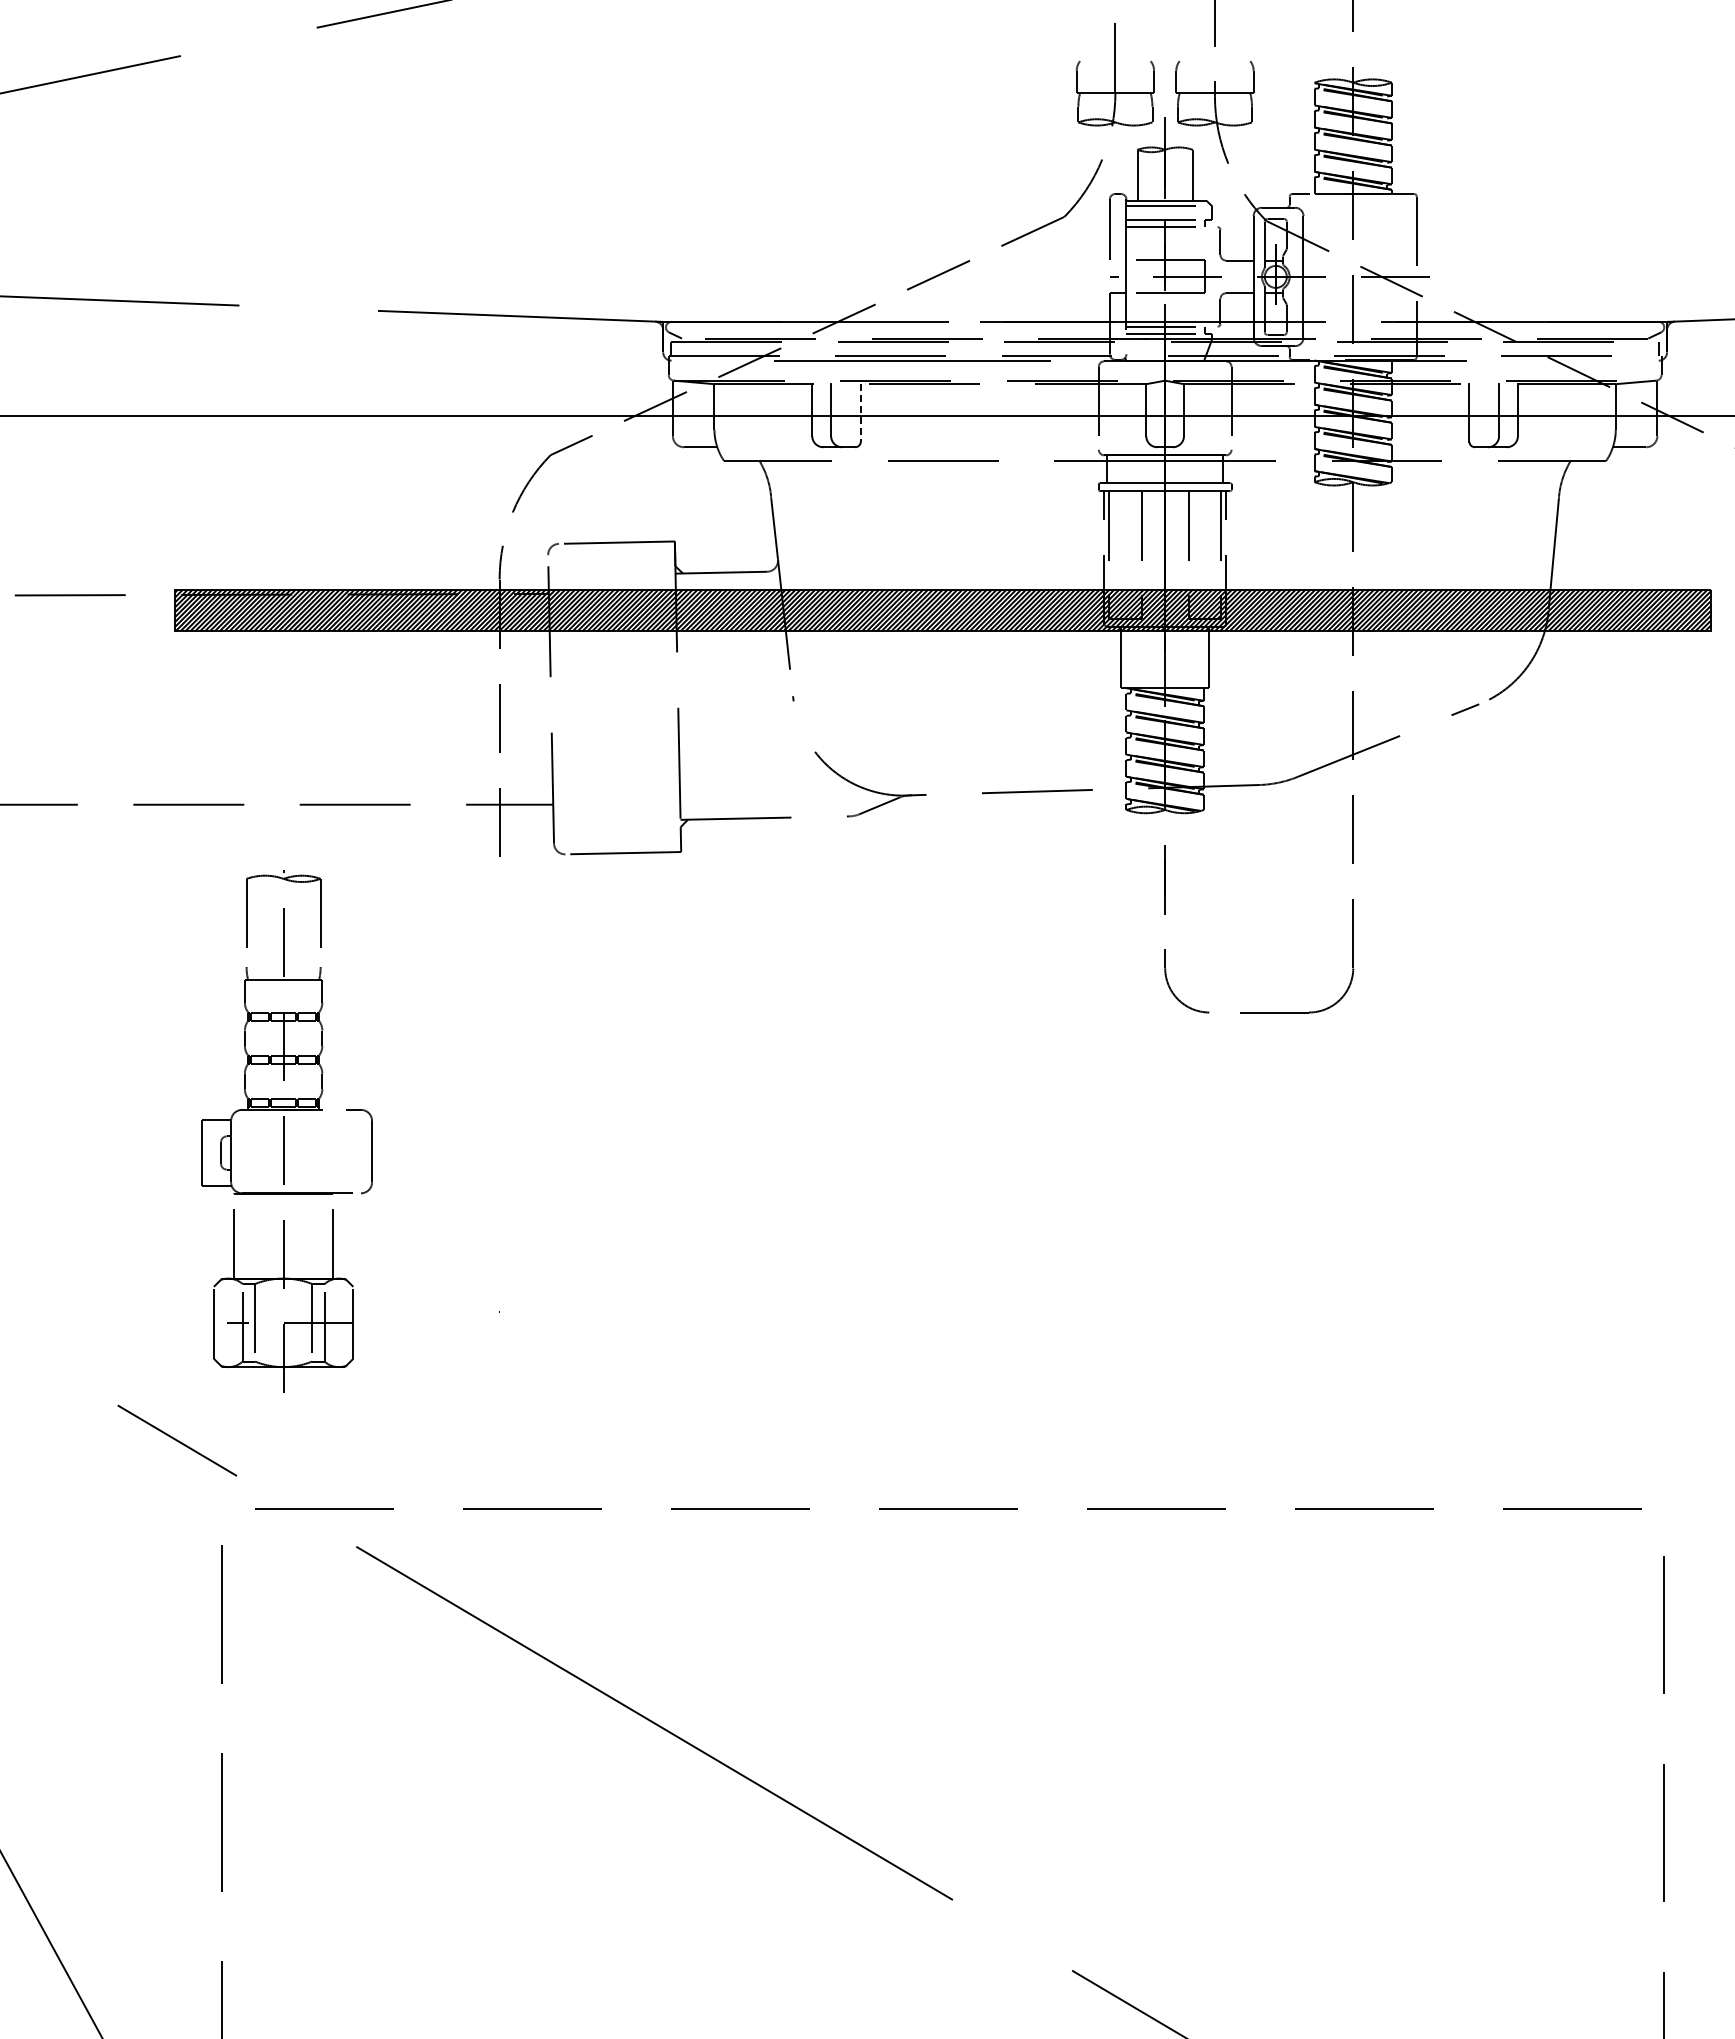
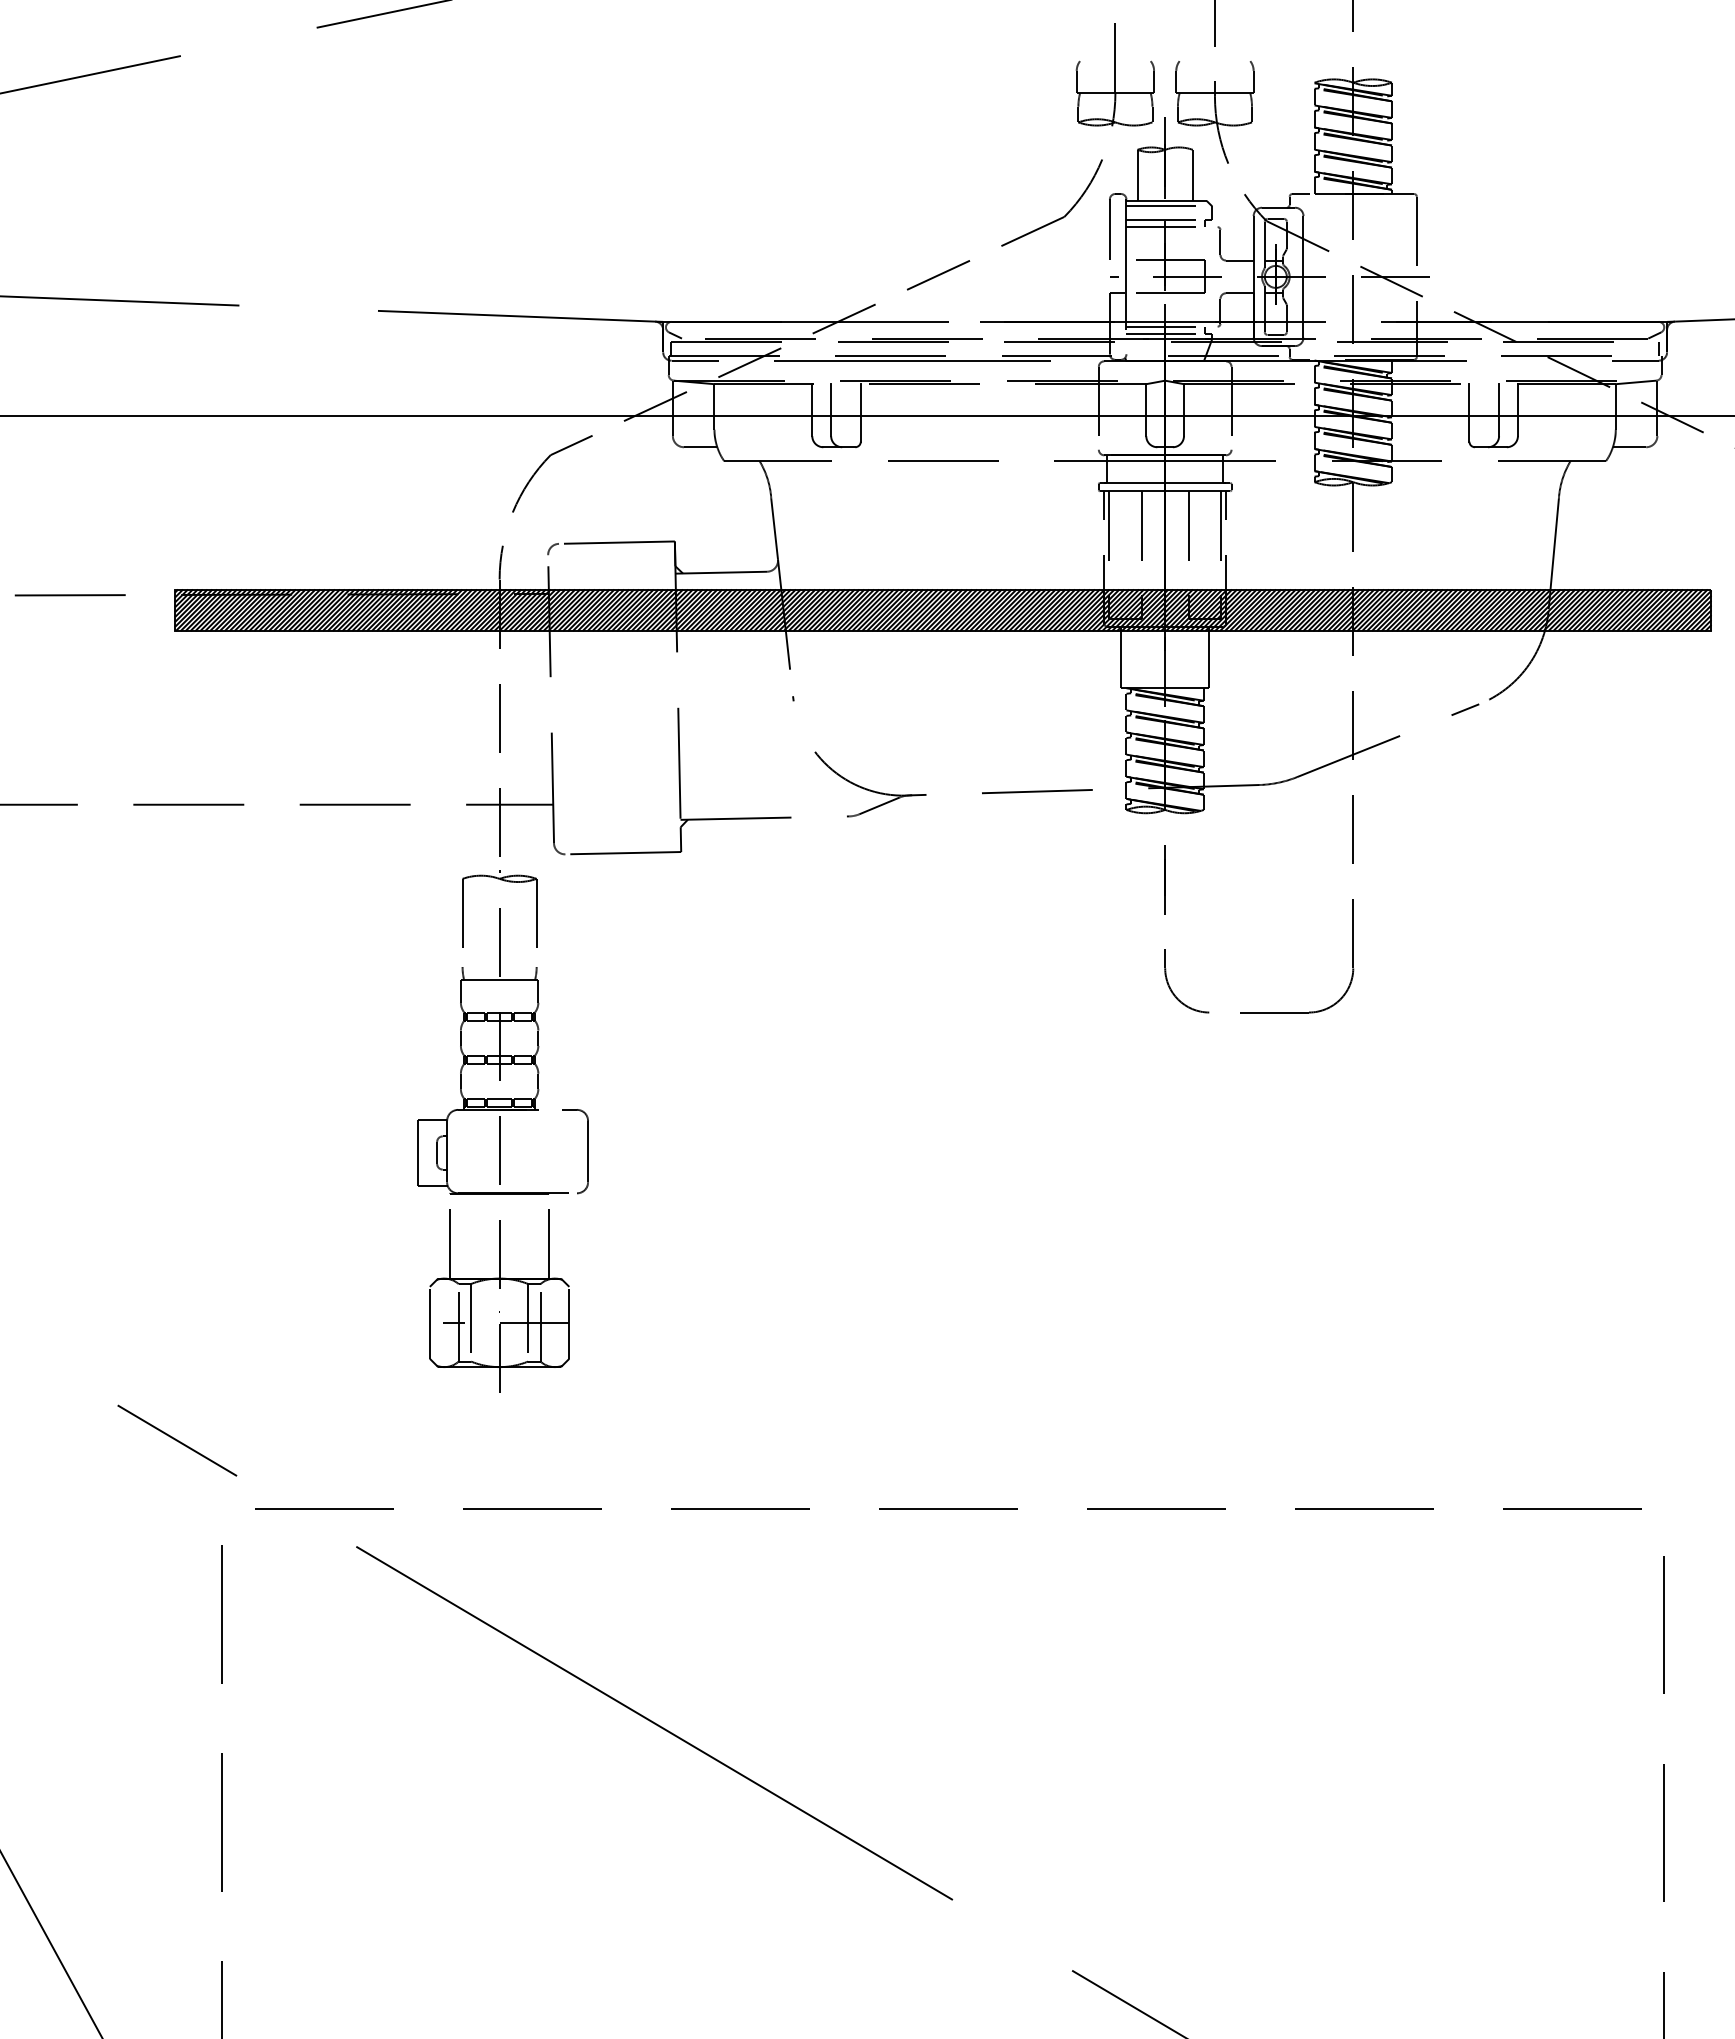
line: none -> present (694, 360)
line: none -> present (1634, 360)
line: dashed -> solid (860, 412)
part position: (286, 1131) -> (502, 1131) (502, 1131)
